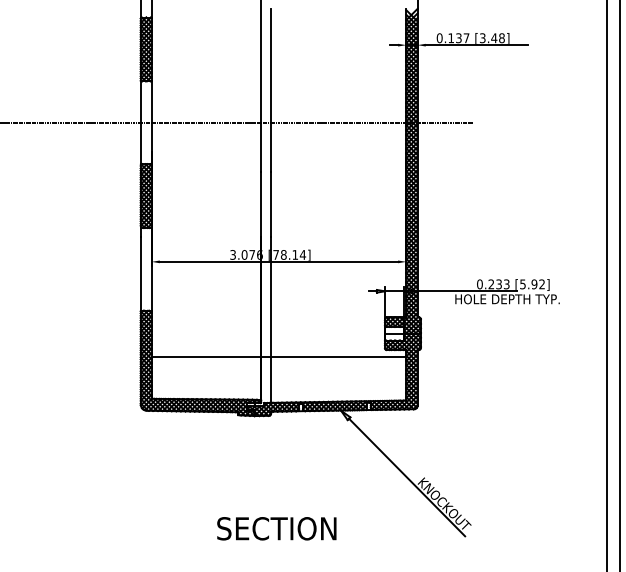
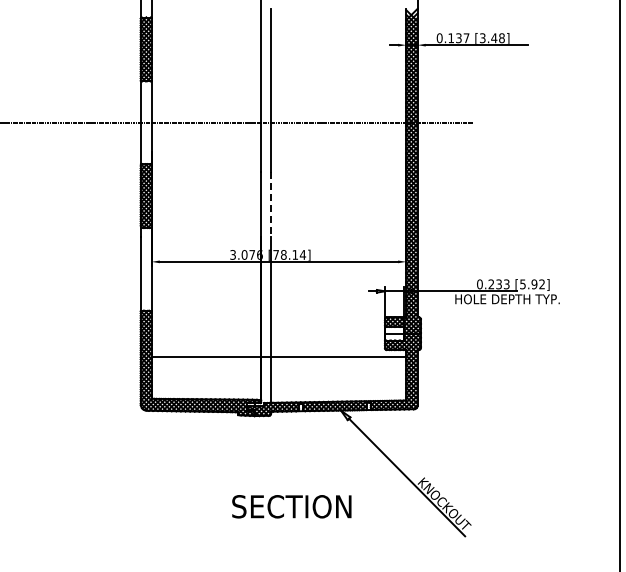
line: solid -> dashed (271, 204)
line: present -> none (607, 285)
text position: (276, 528) -> (291, 506) (291, 506)
